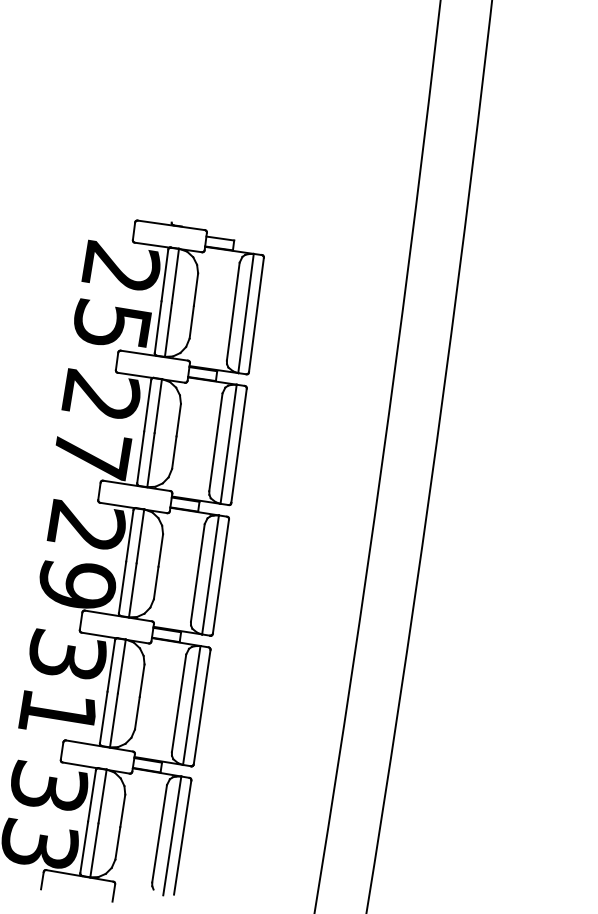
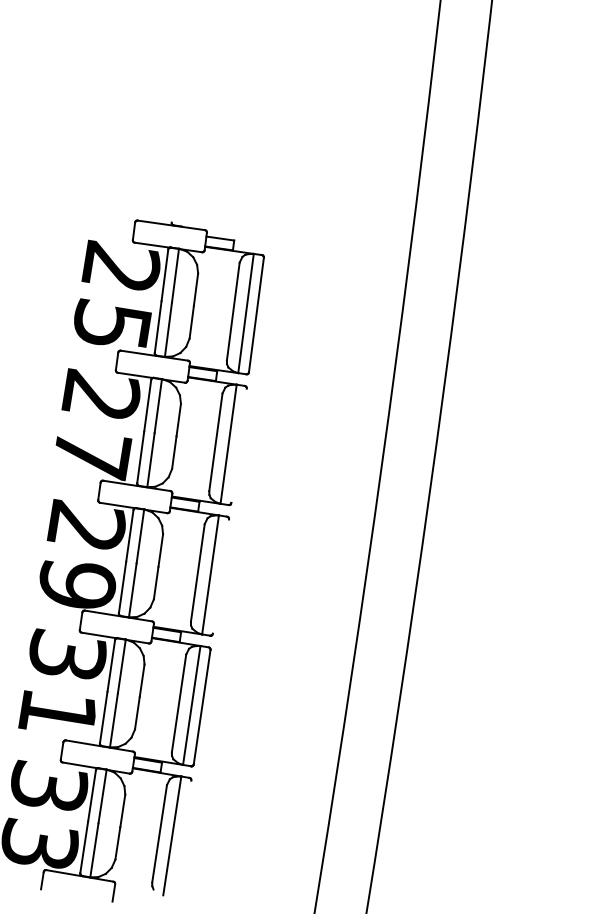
line: present -> none (238, 445)
line: present -> none (220, 576)
line: present -> none (182, 837)
